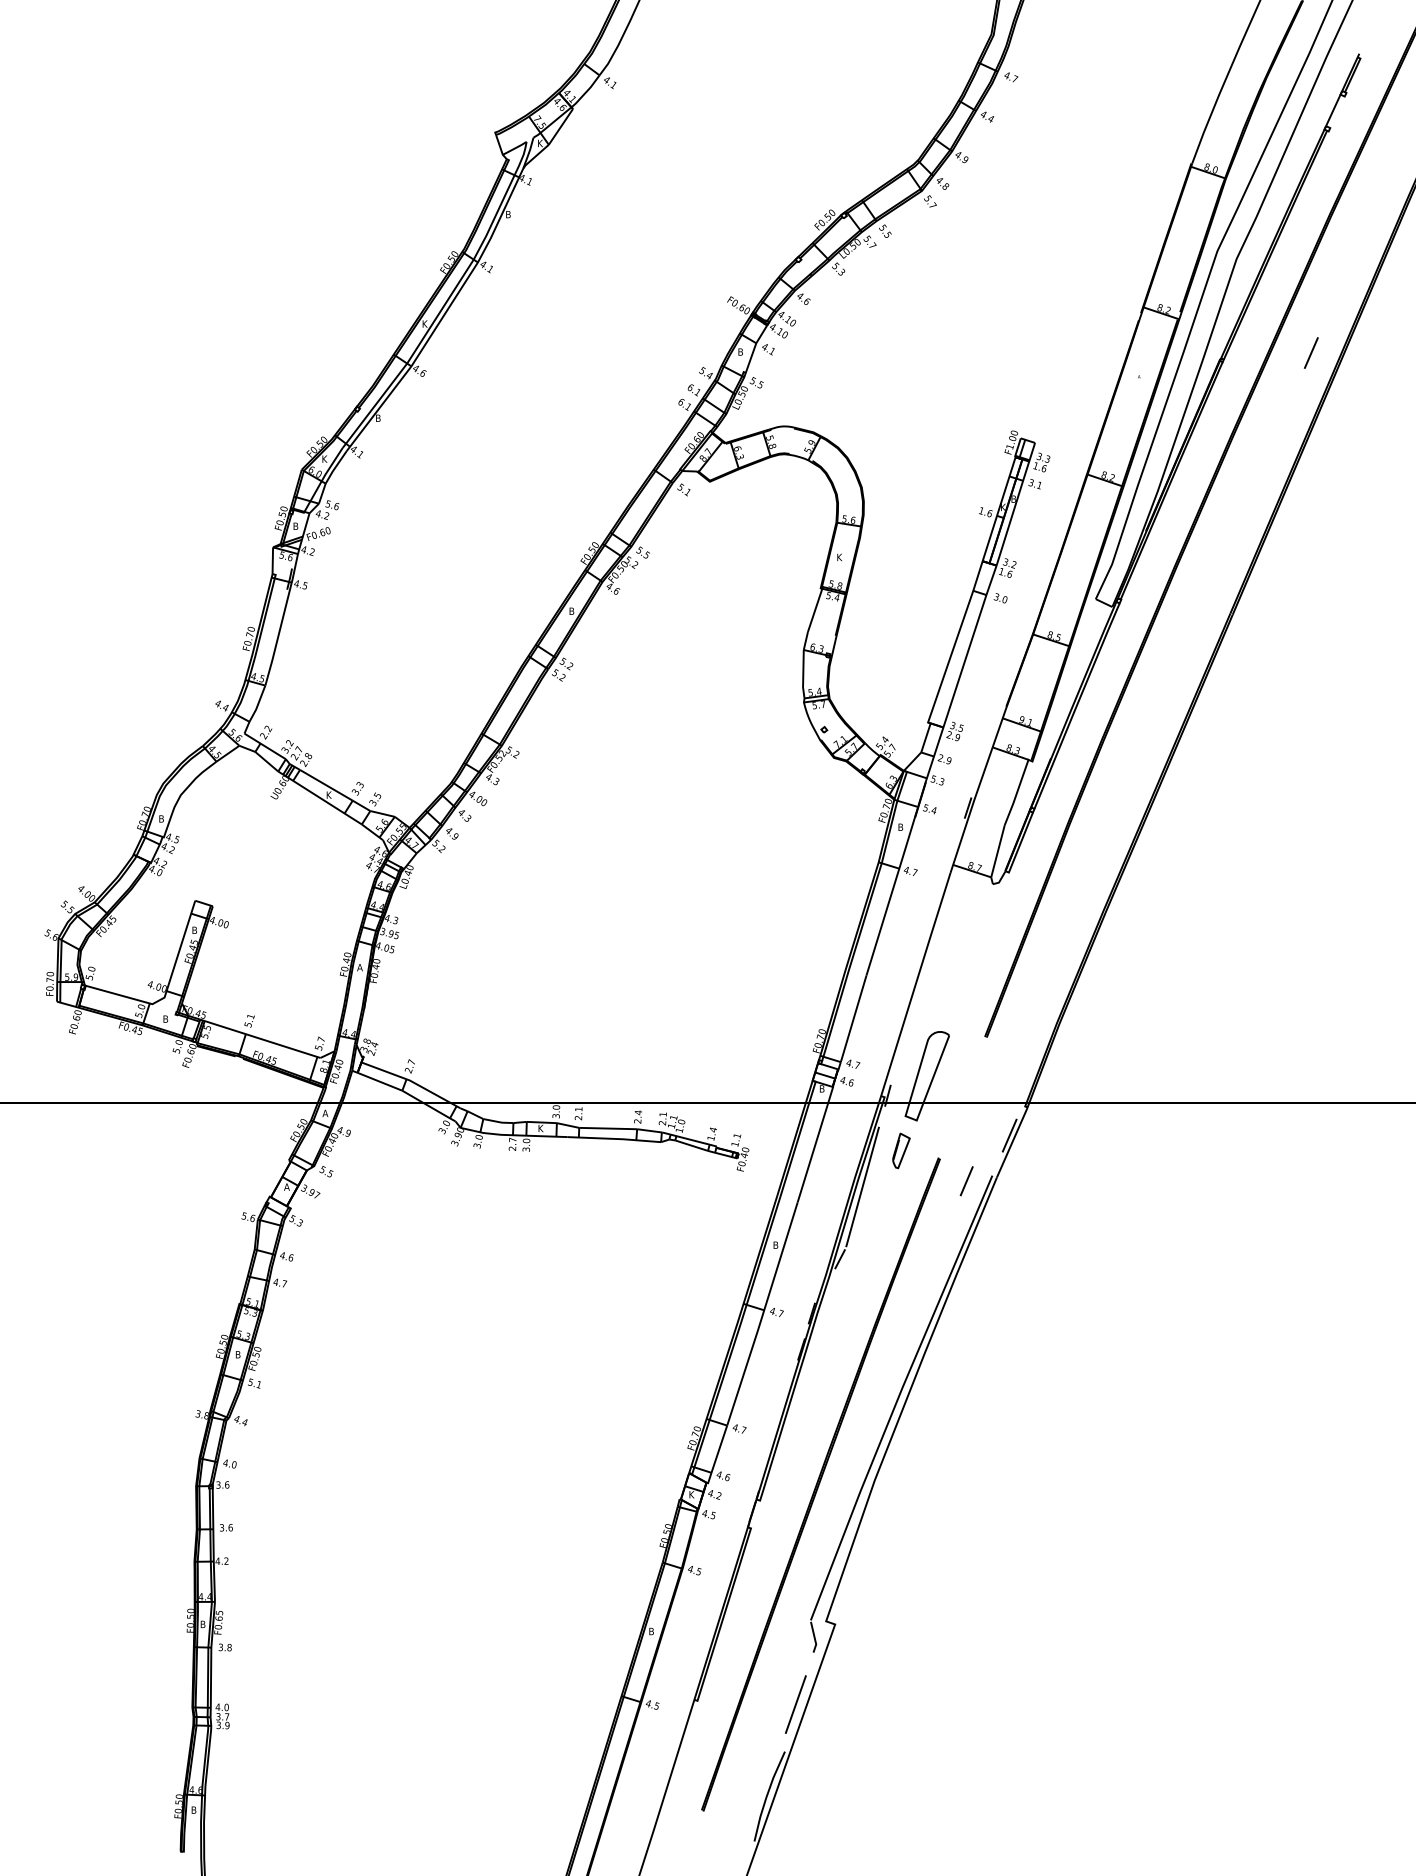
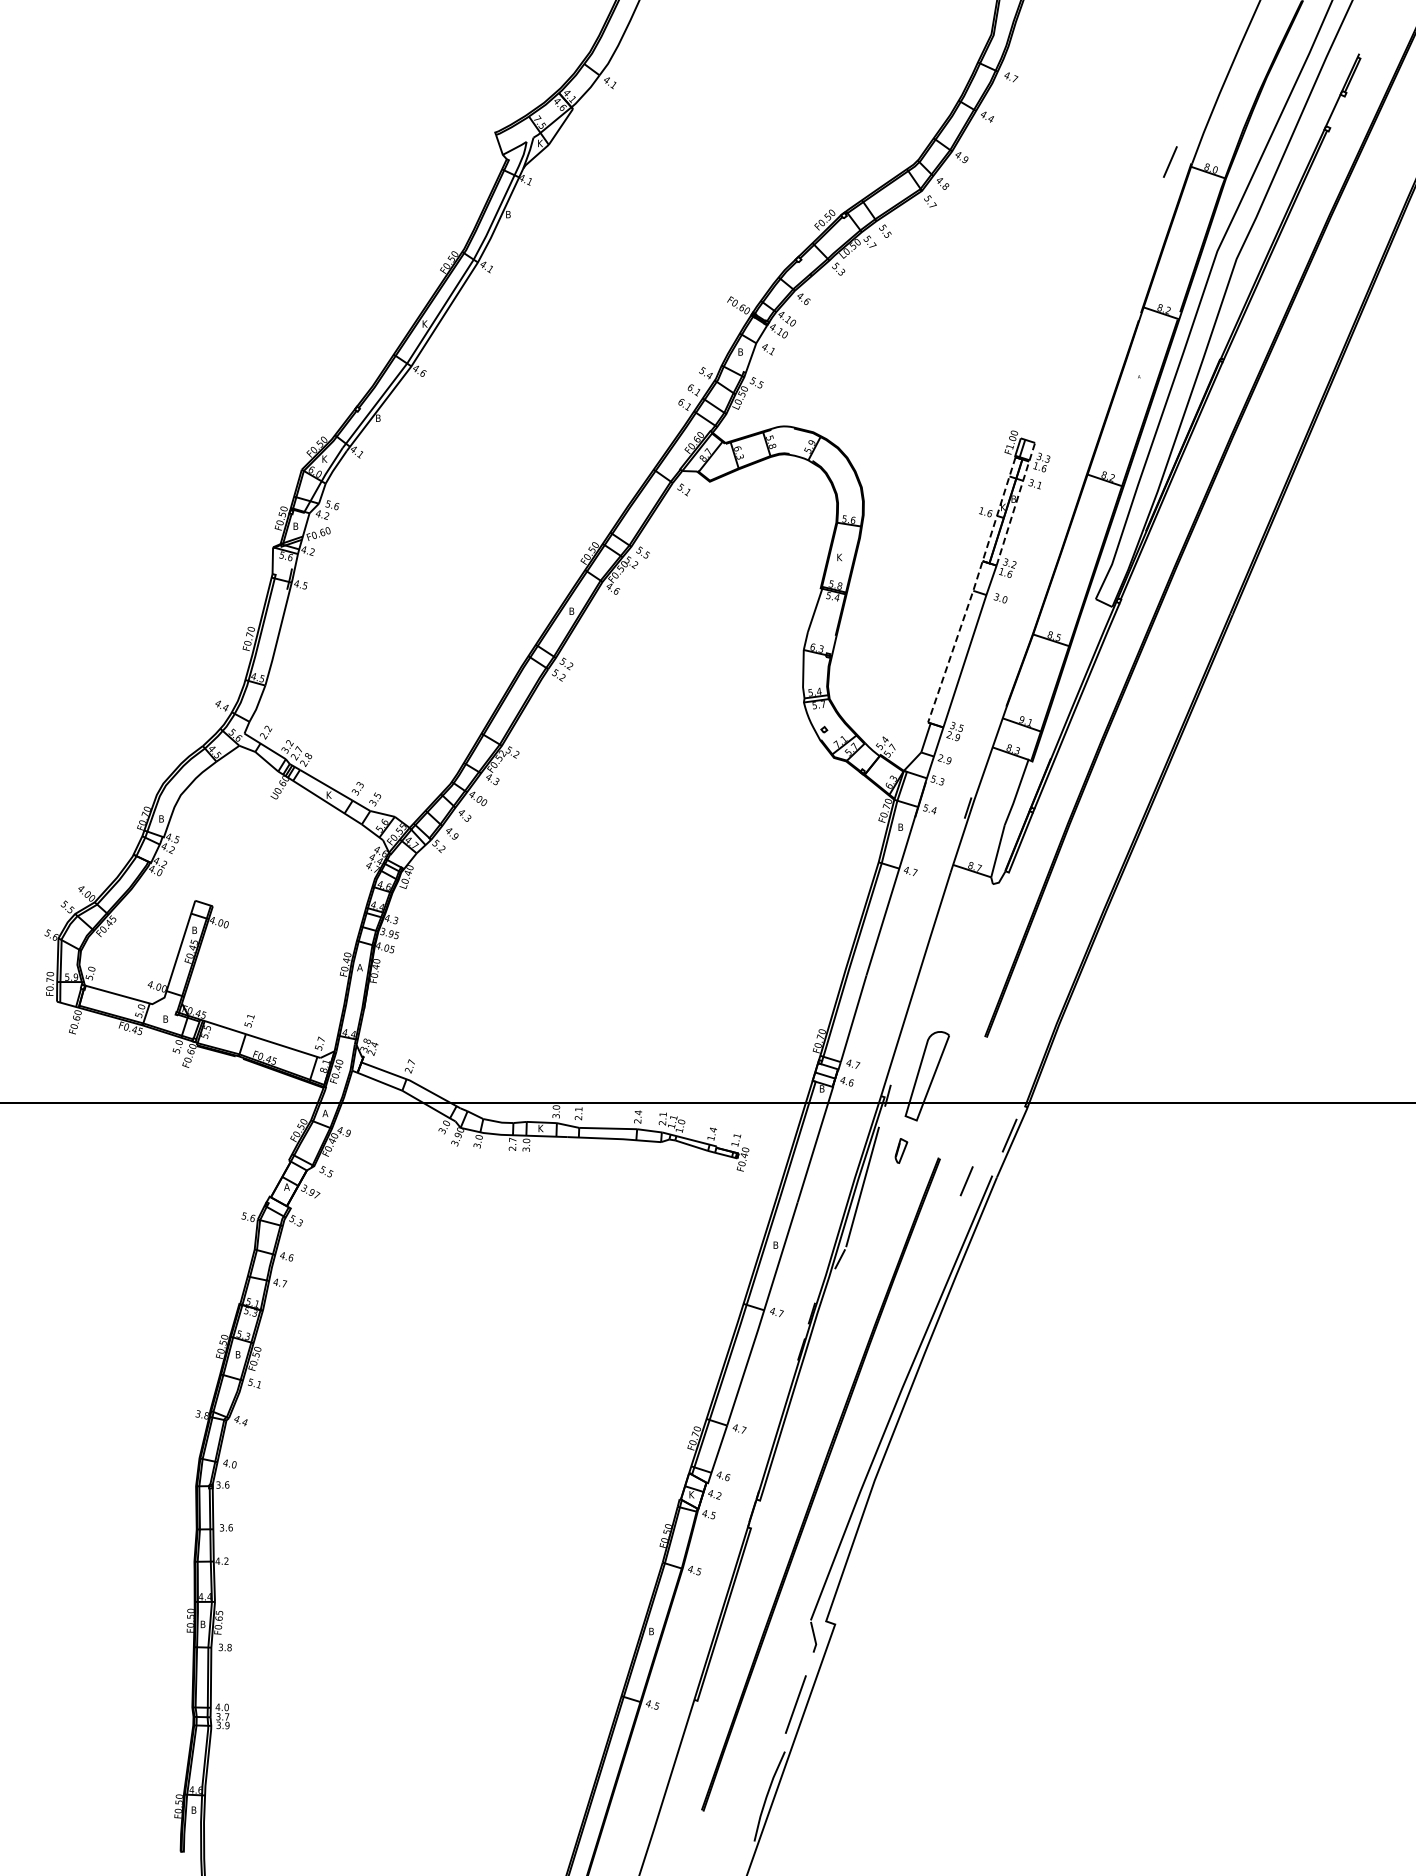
line position: (1311, 352) -> (1170, 161) (1170, 161)
line: solid -> dashed (1015, 503)
line: solid -> dashed (972, 591)
part size: 19x38 px -> 15x26 px (901, 1150)
